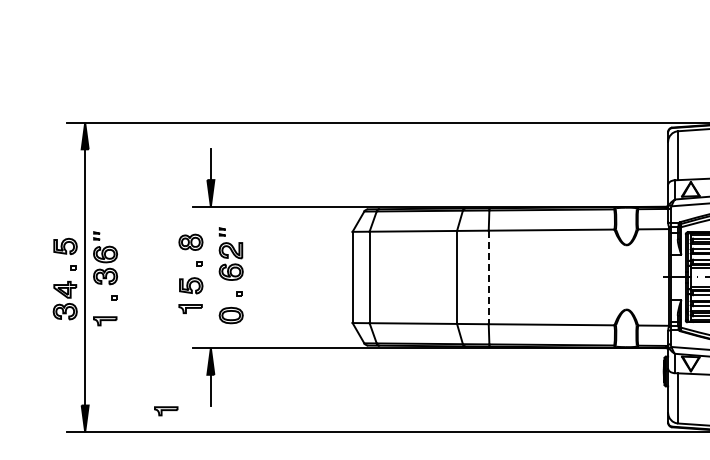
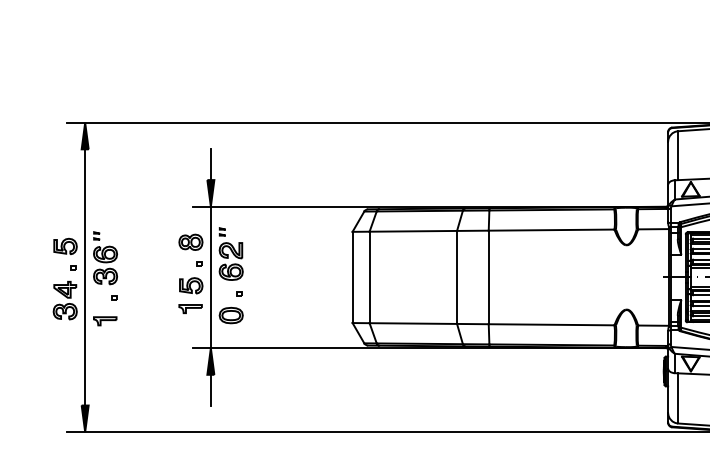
line: none -> present (210, 277)
line: dashed -> solid (488, 277)
part: present -> none (166, 411)
